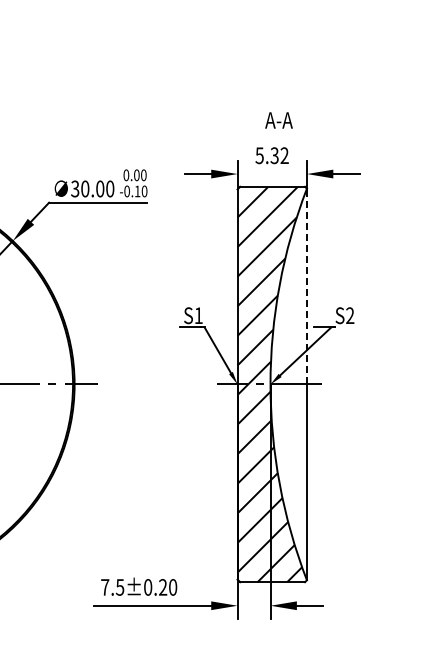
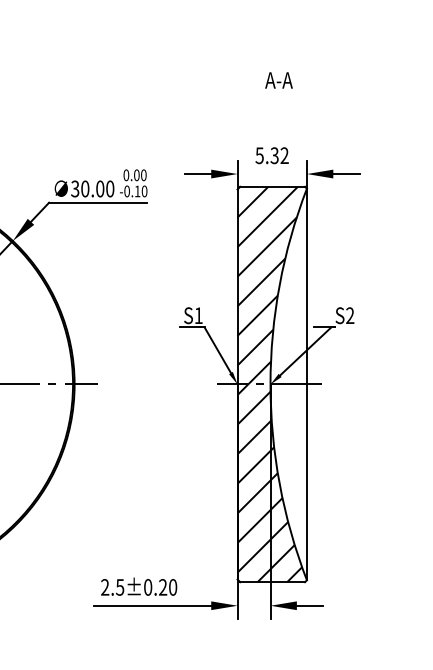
text position: (278, 120) -> (278, 80) (278, 80)
line: dashed -> solid (306, 286)
text: 7.5±0.20 -> 2.5±0.20 (105, 587)
